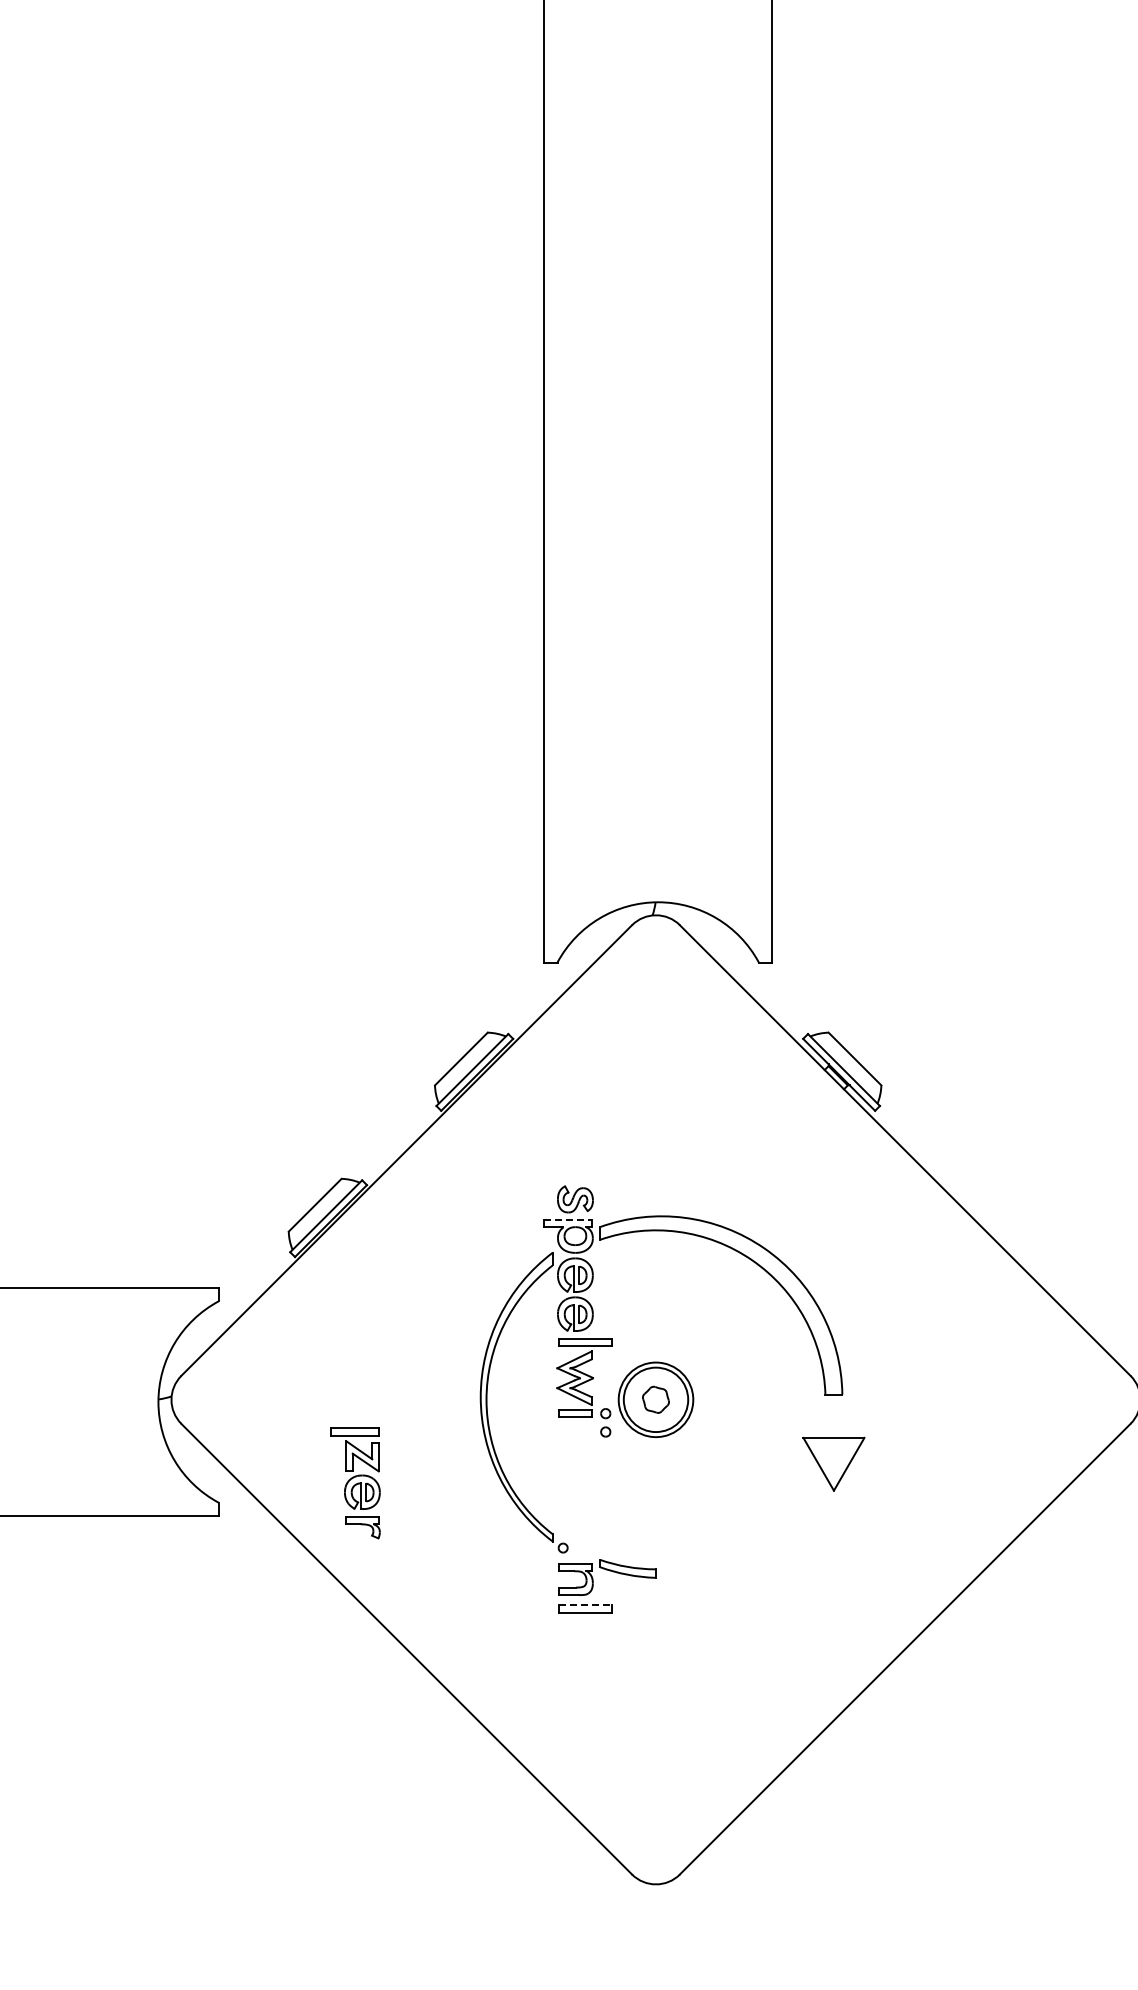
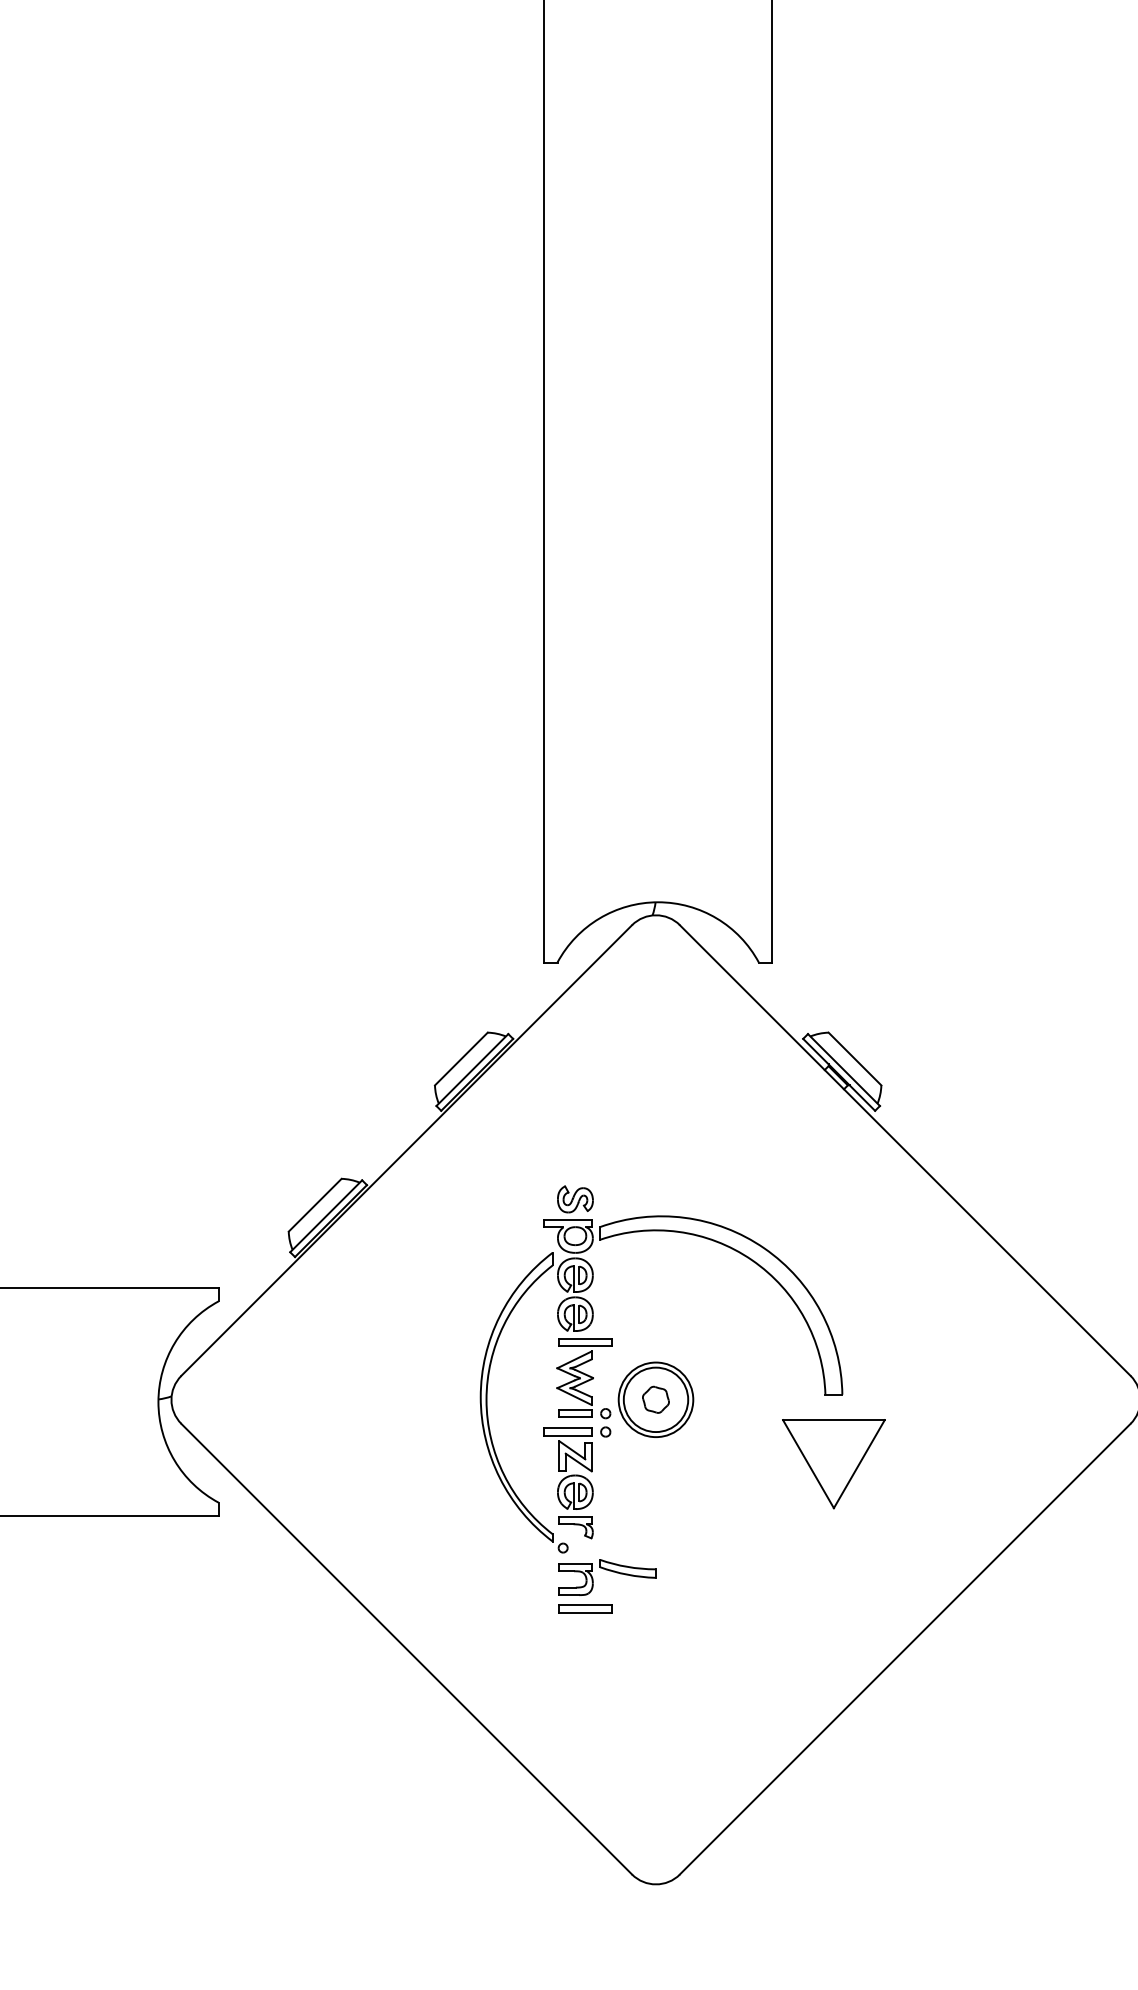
line: dashed -> solid (567, 1219)
part size: 64x56 px -> 104x91 px (833, 1464)
part position: (355, 1483) -> (568, 1483) (568, 1483)
line: dashed -> solid (585, 1605)
